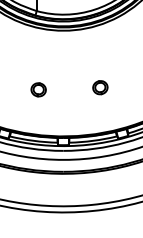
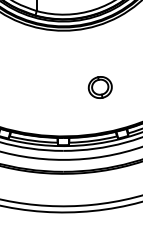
part size: 17x16 px -> 26x23 px (99, 87)
part: present -> none (38, 89)
